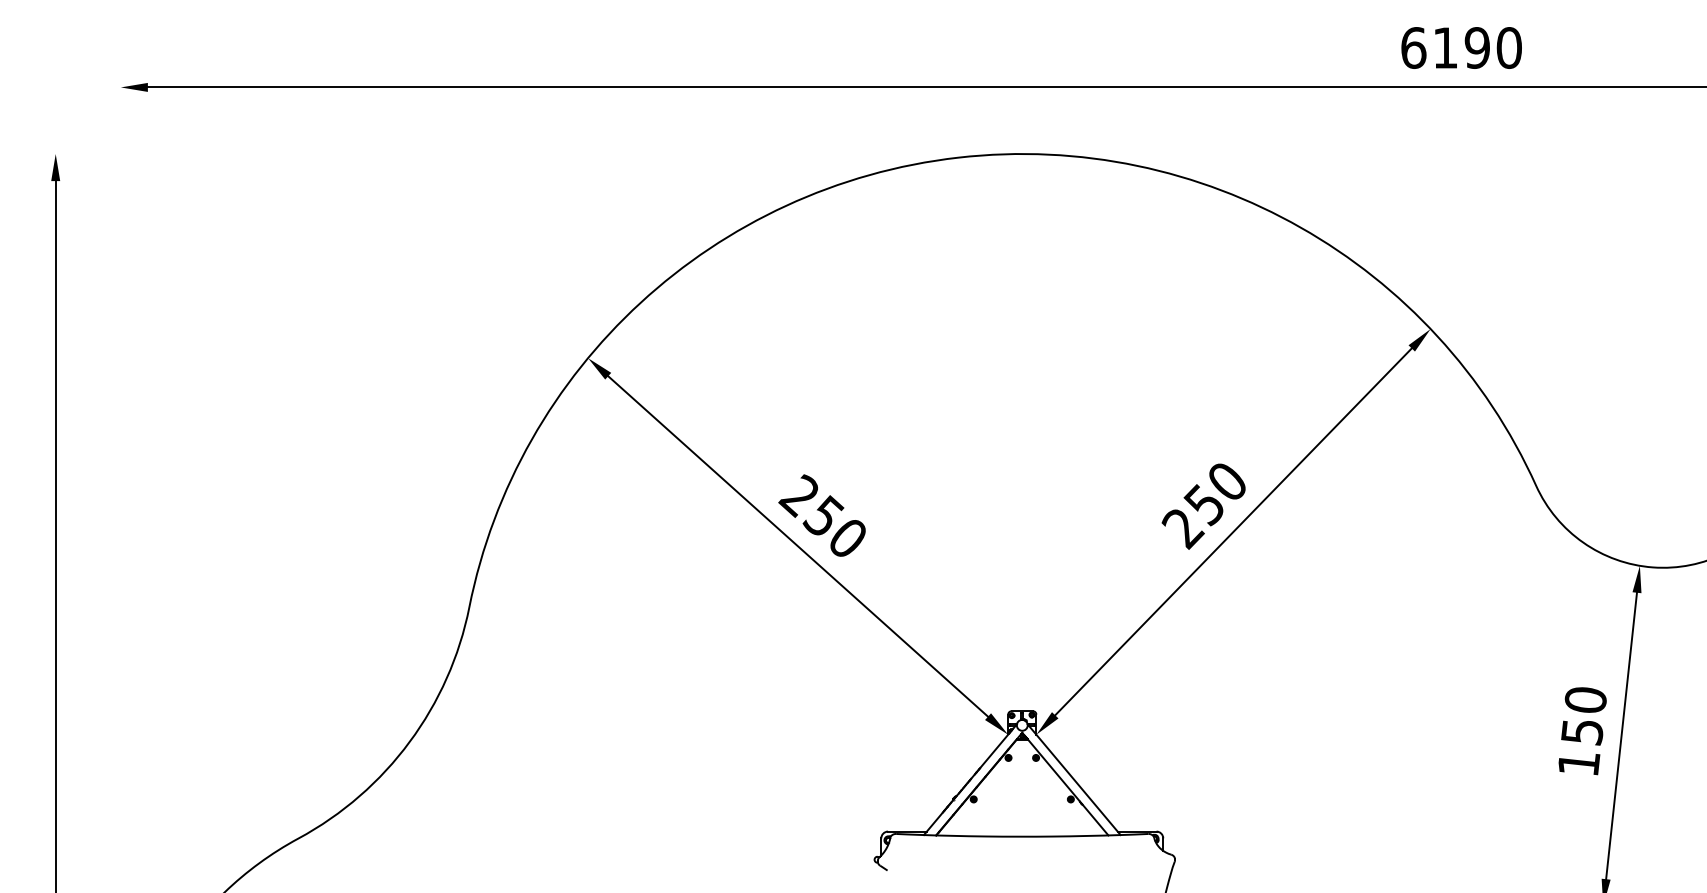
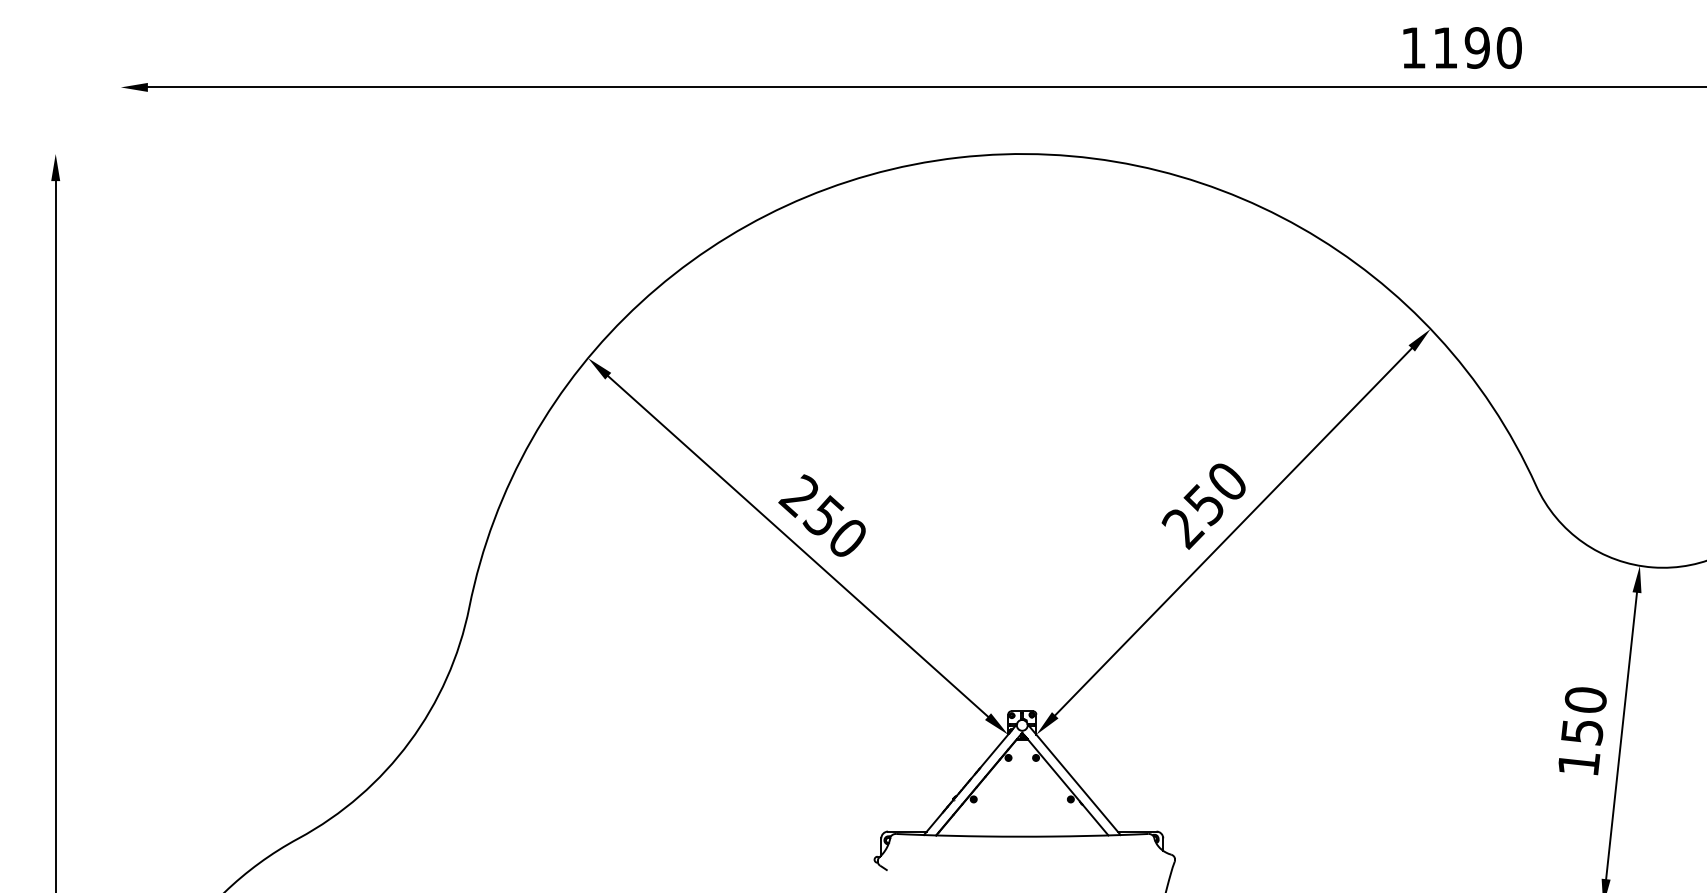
text: 6190 -> 1190 (1413, 47)
